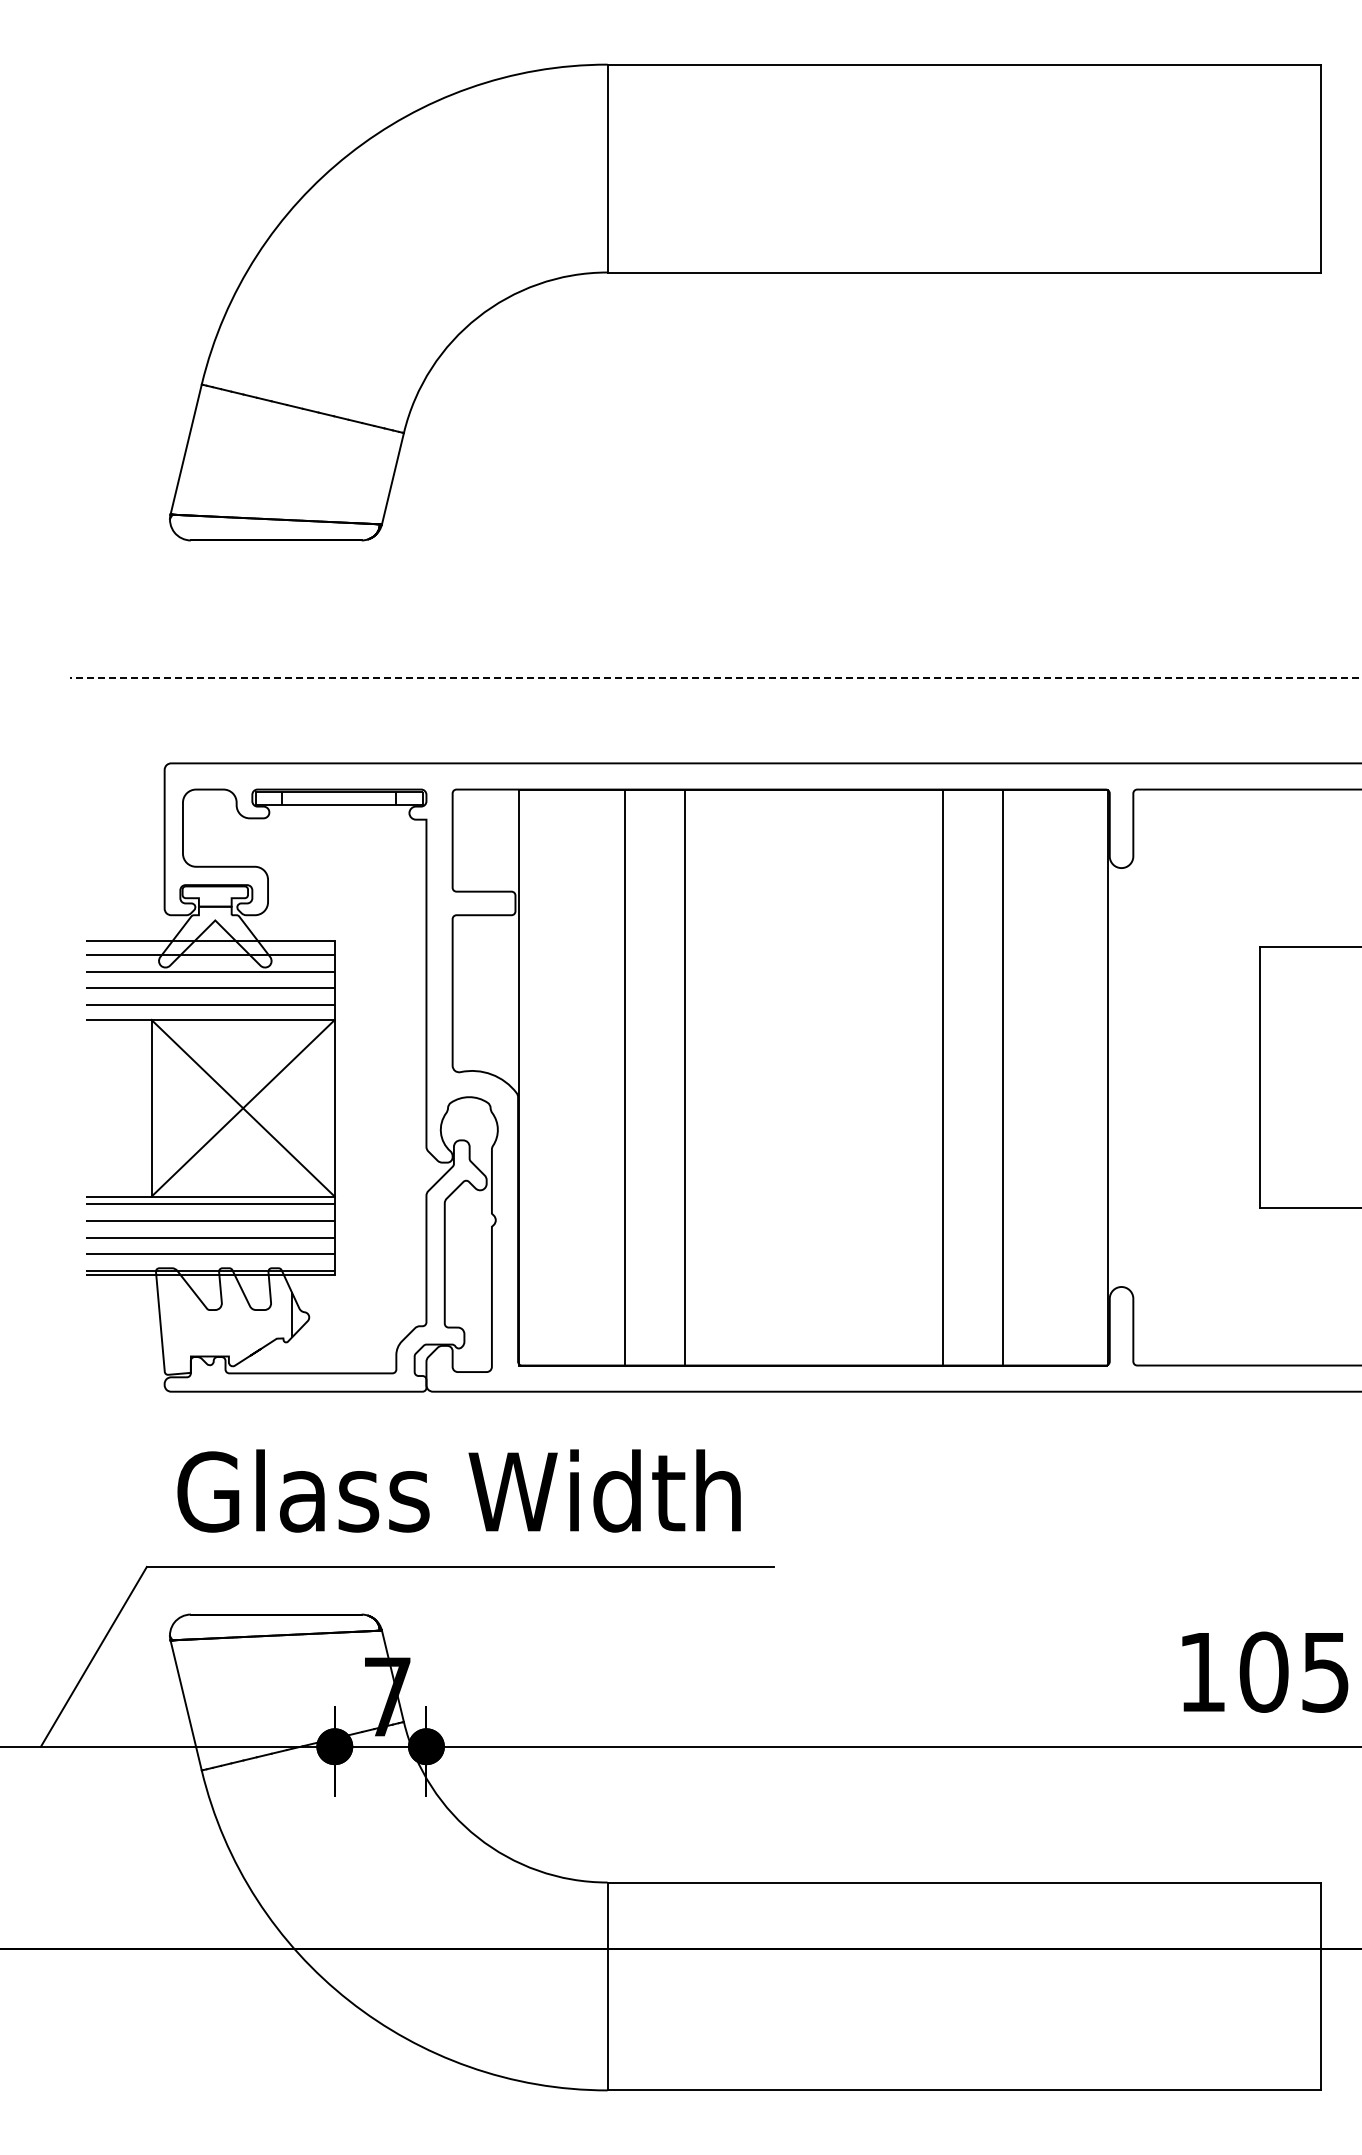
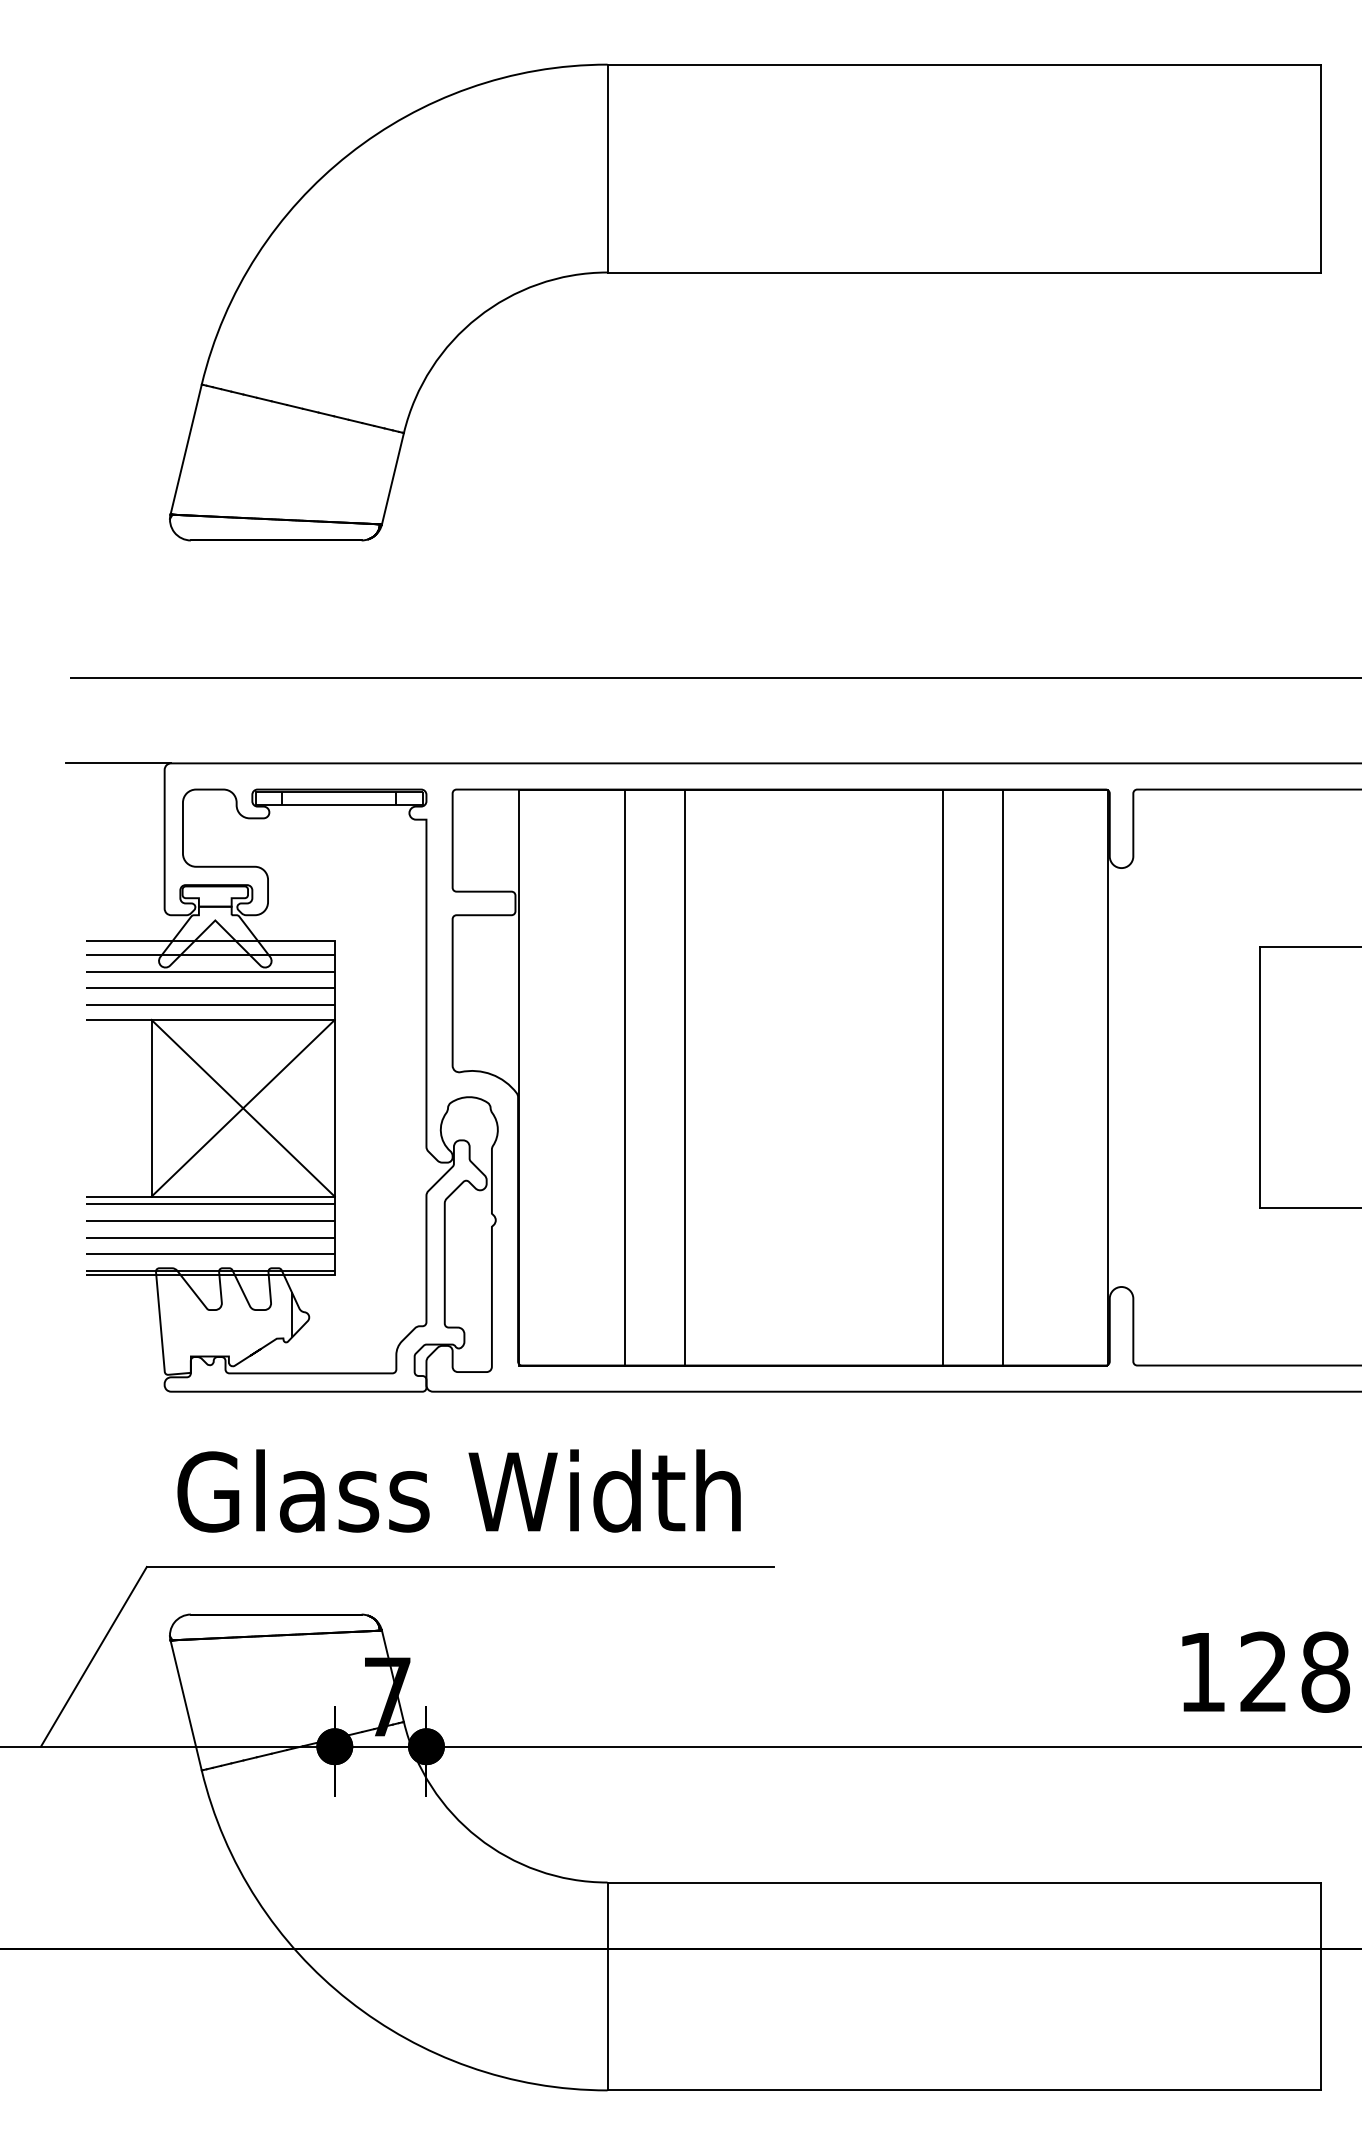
line: dashed -> solid (715, 678)
line: none -> present (118, 763)
text: 105 -> 128 (1294, 1671)
